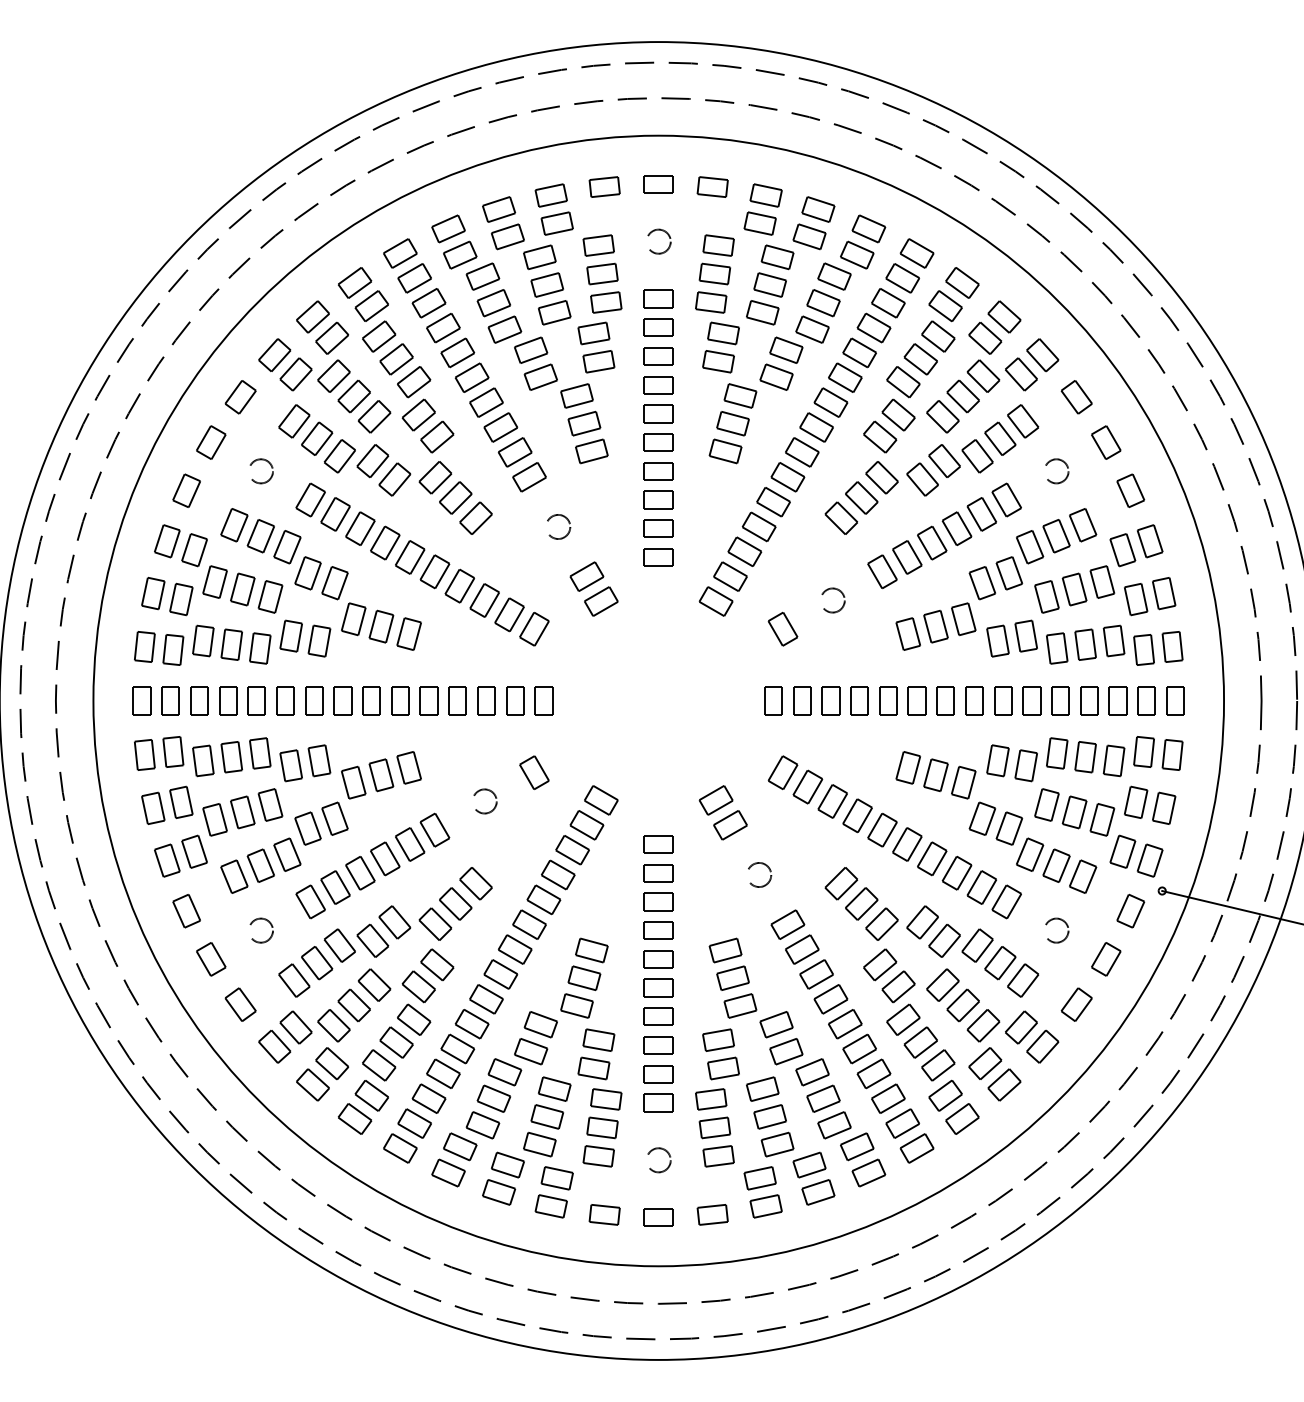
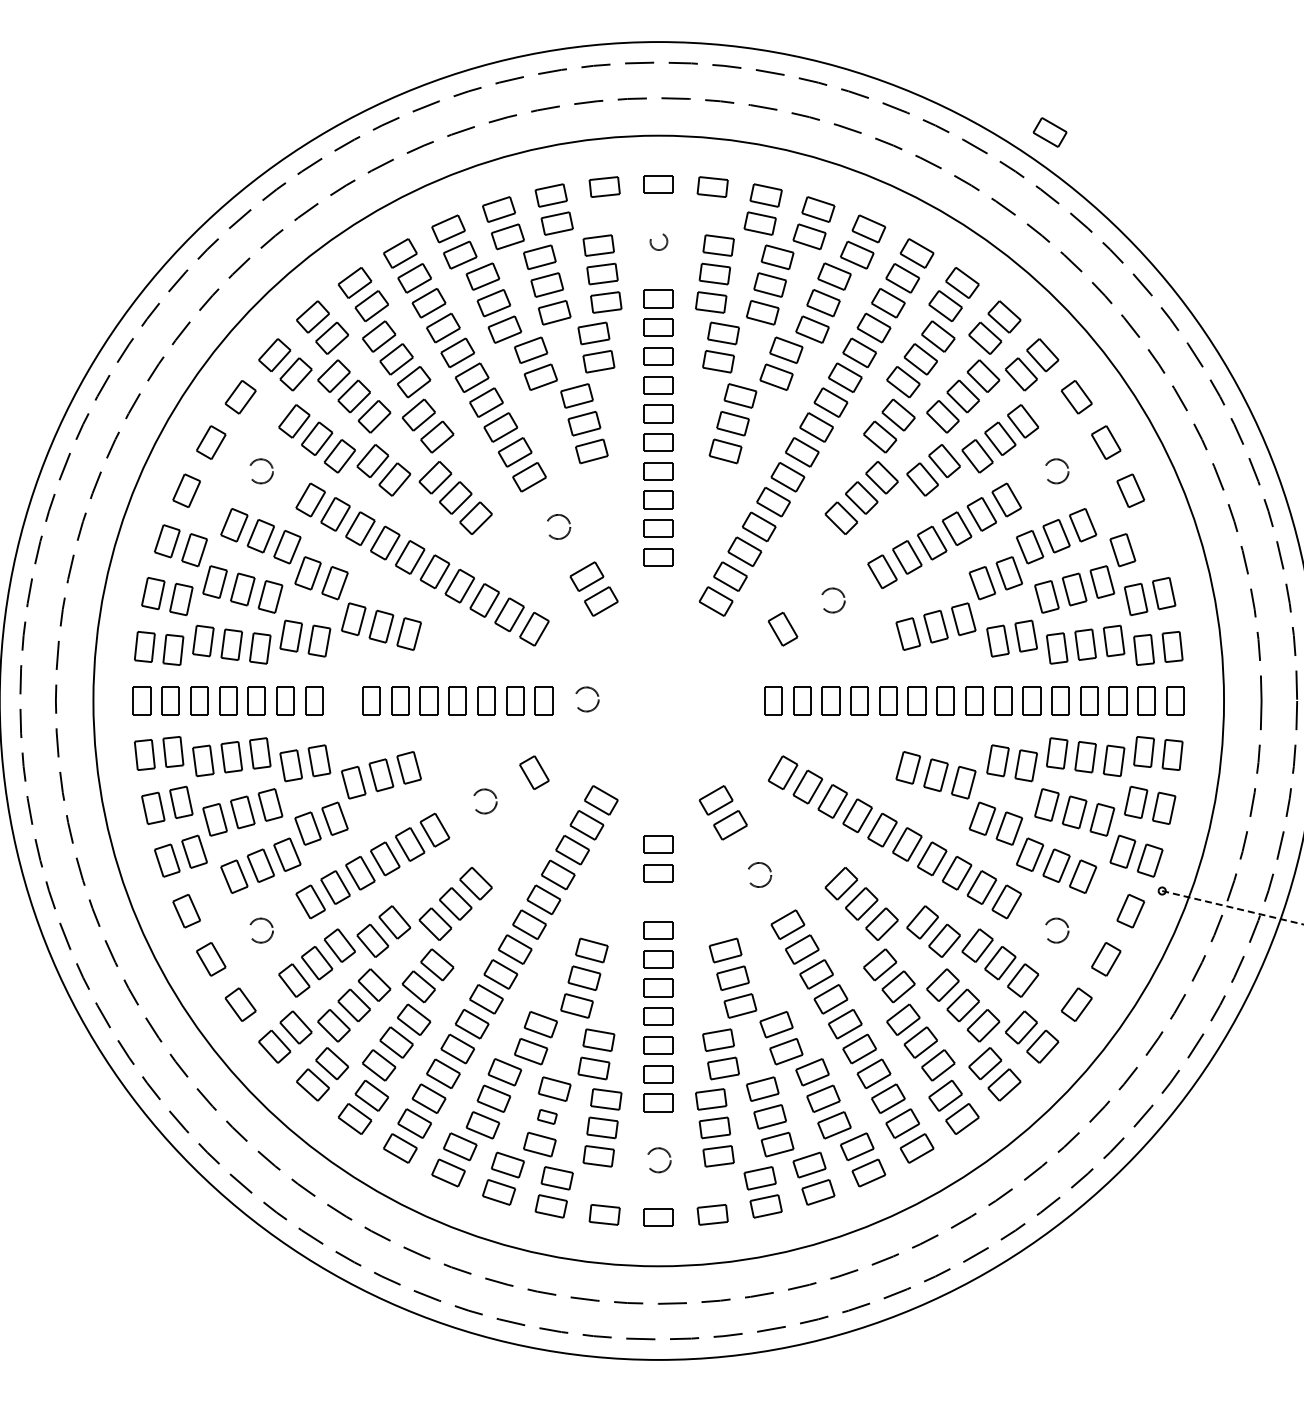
part: none -> present (1049, 132)
circle size: 25x27 px -> 20x18 px (658, 241)
part: present -> none (1149, 541)
circle: none -> present (587, 699)
part: present -> none (342, 700)
part: present -> none (658, 901)
line: solid -> dashed (1233, 907)
part size: 35x26 px -> 21x16 px (547, 1116)
